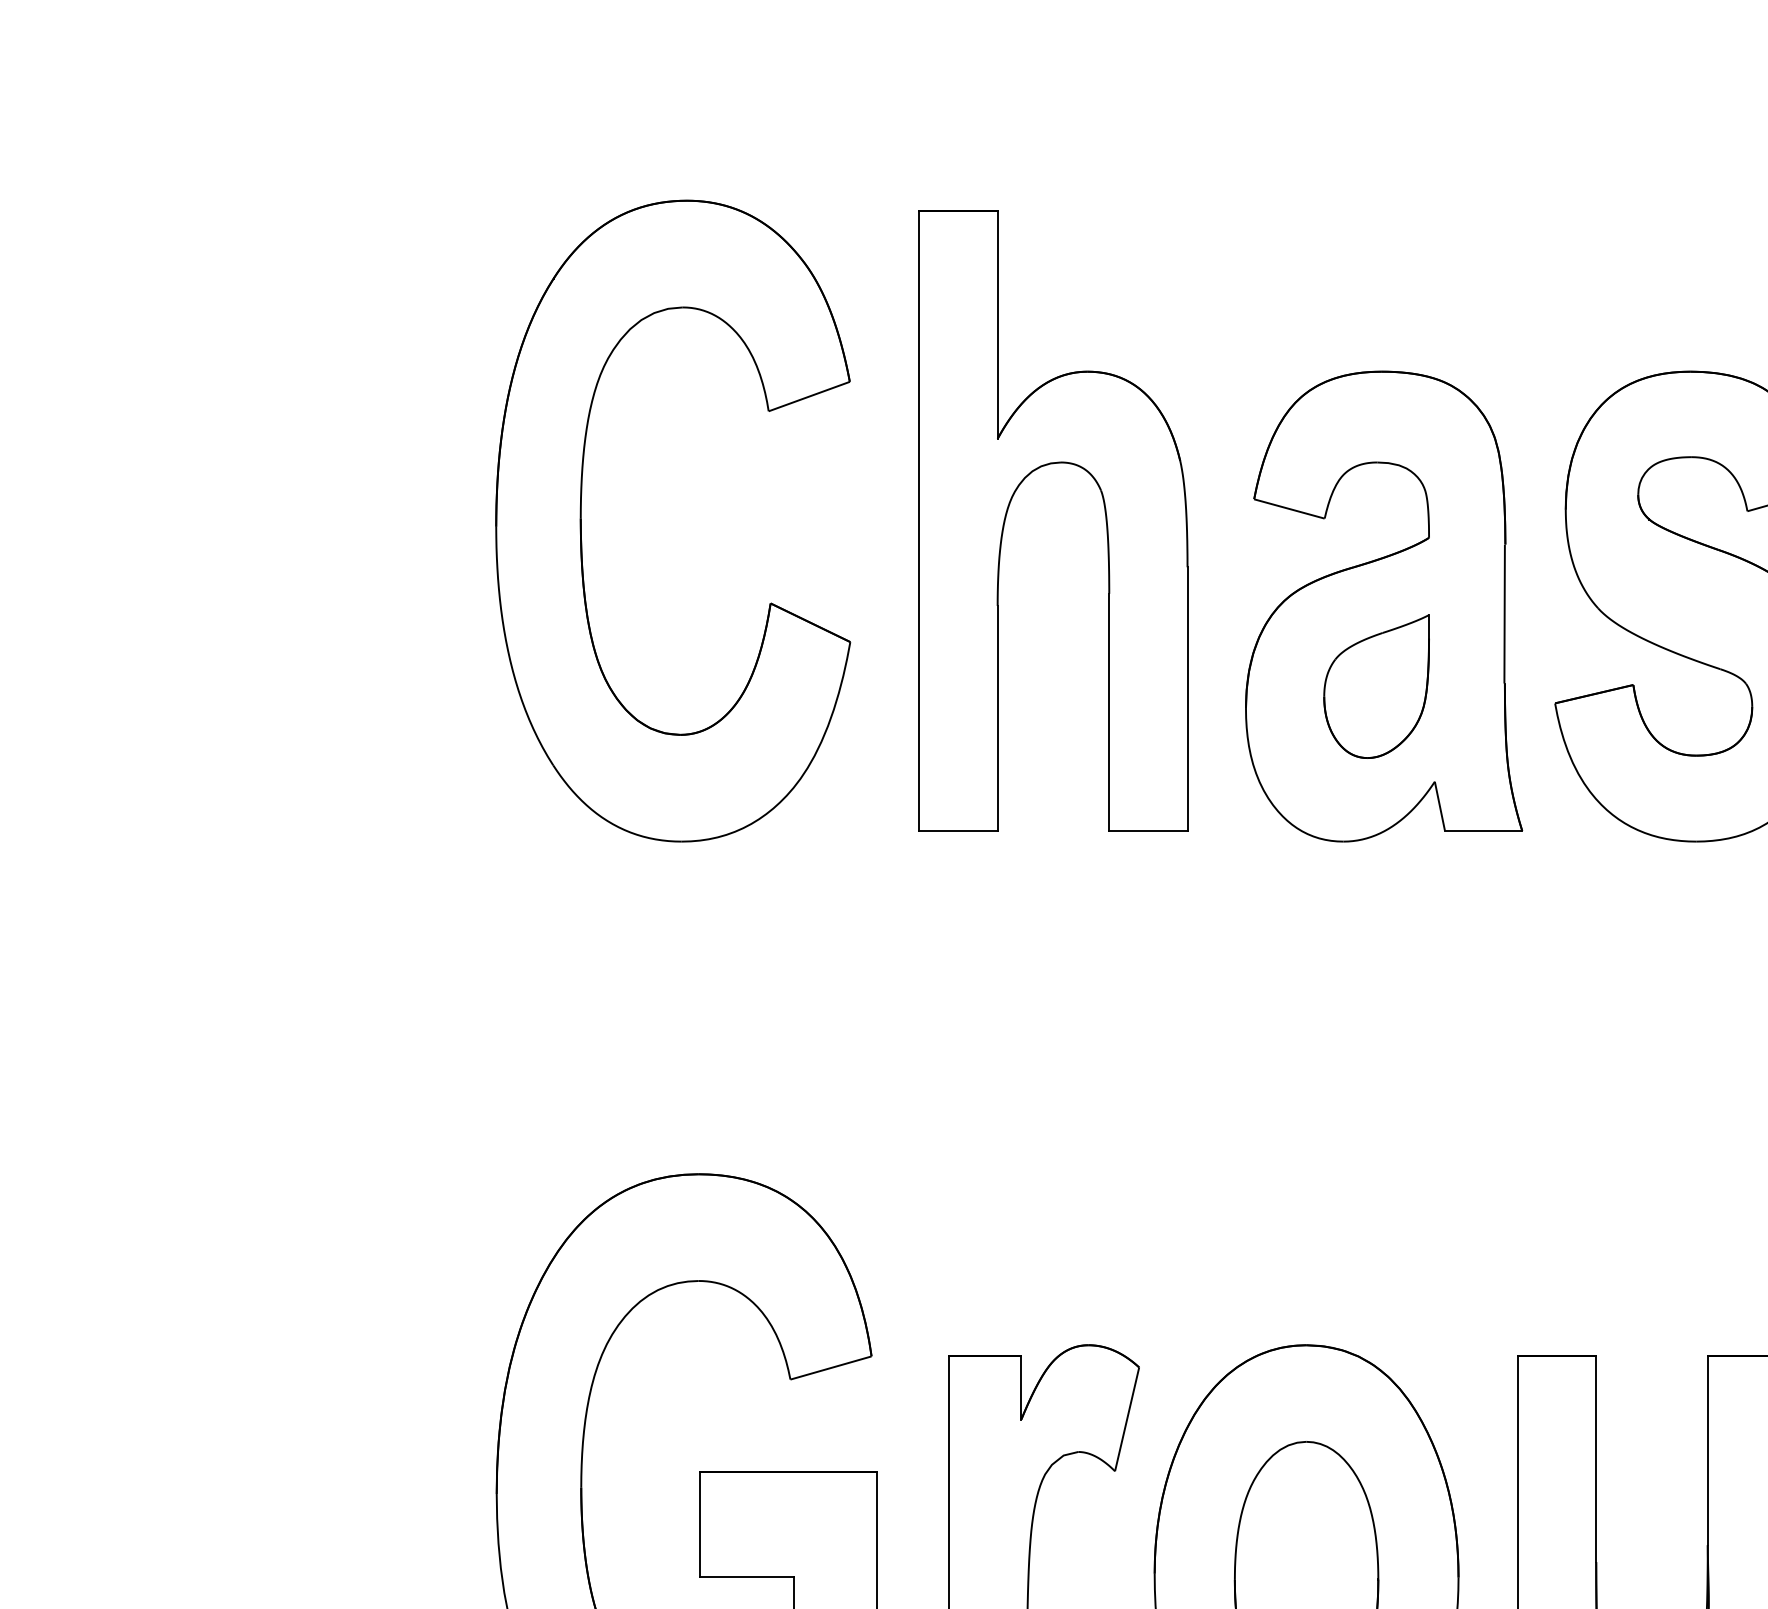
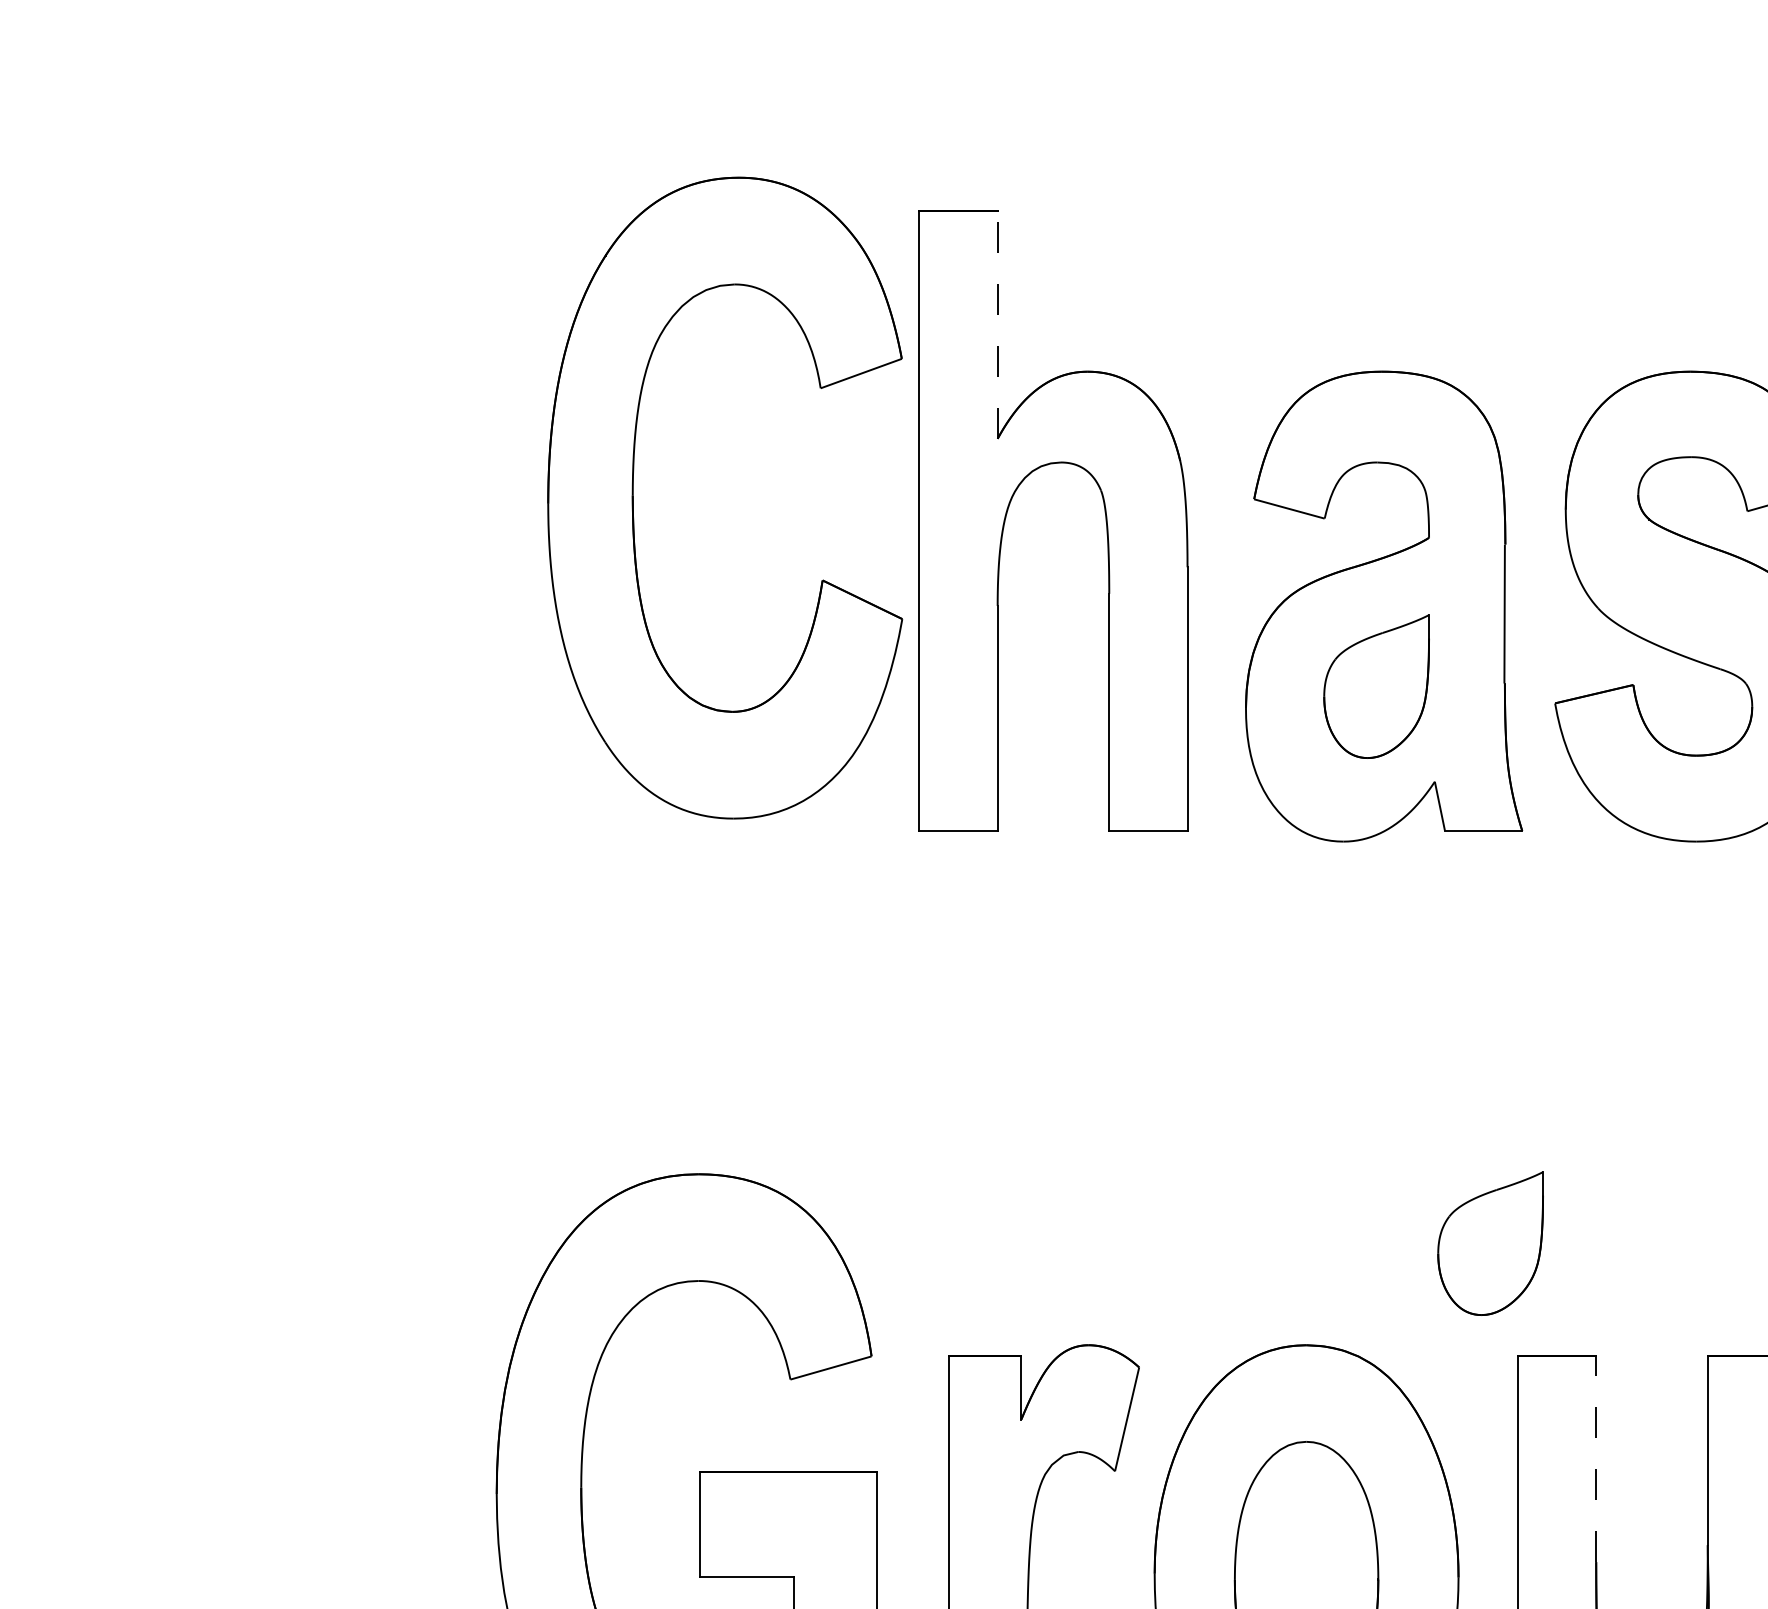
line: solid -> dashed (997, 325)
part position: (581, 520) -> (633, 497) (633, 497)
part: none -> present (1490, 1243)
line: solid -> dashed (1596, 1458)
